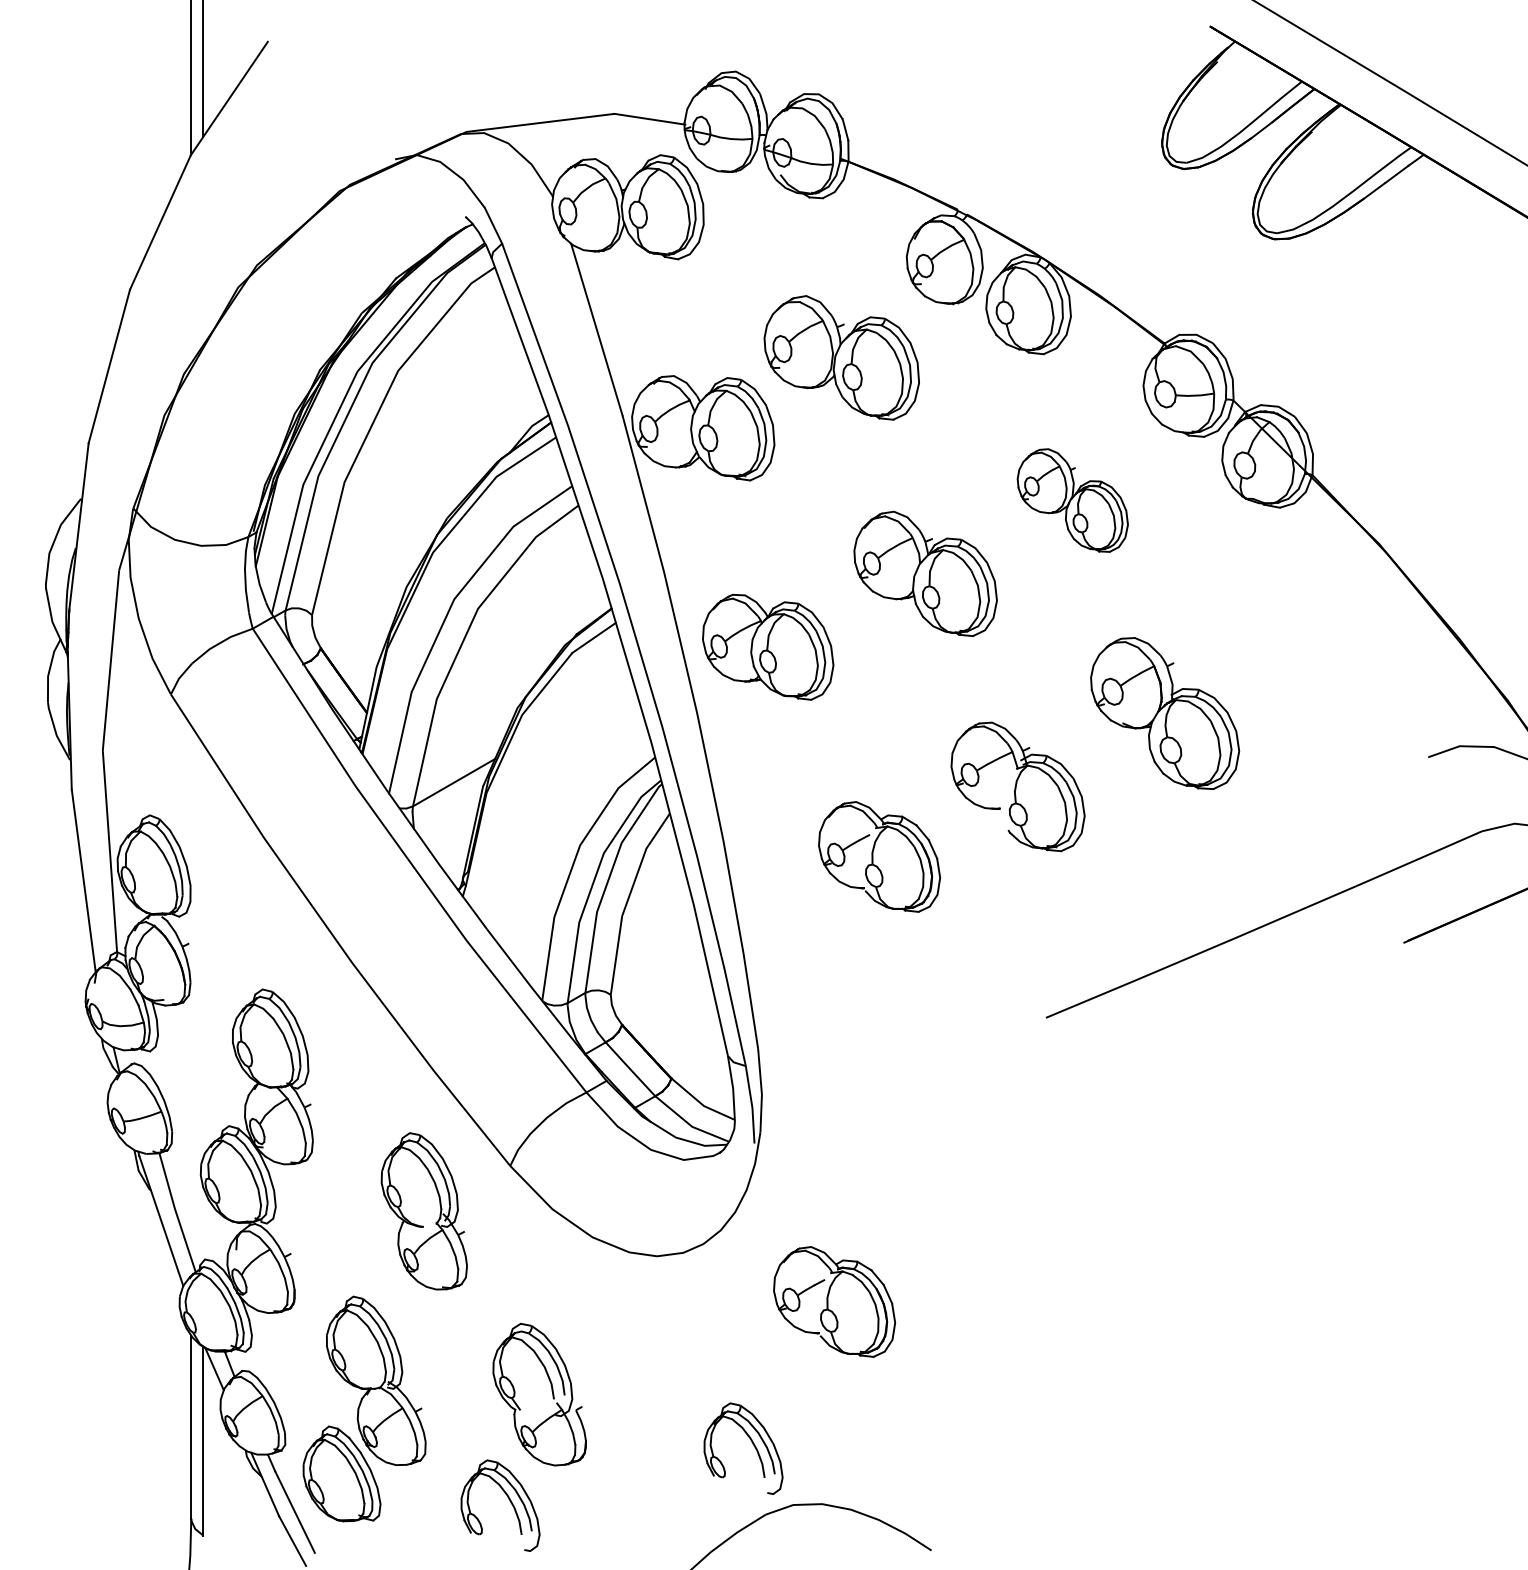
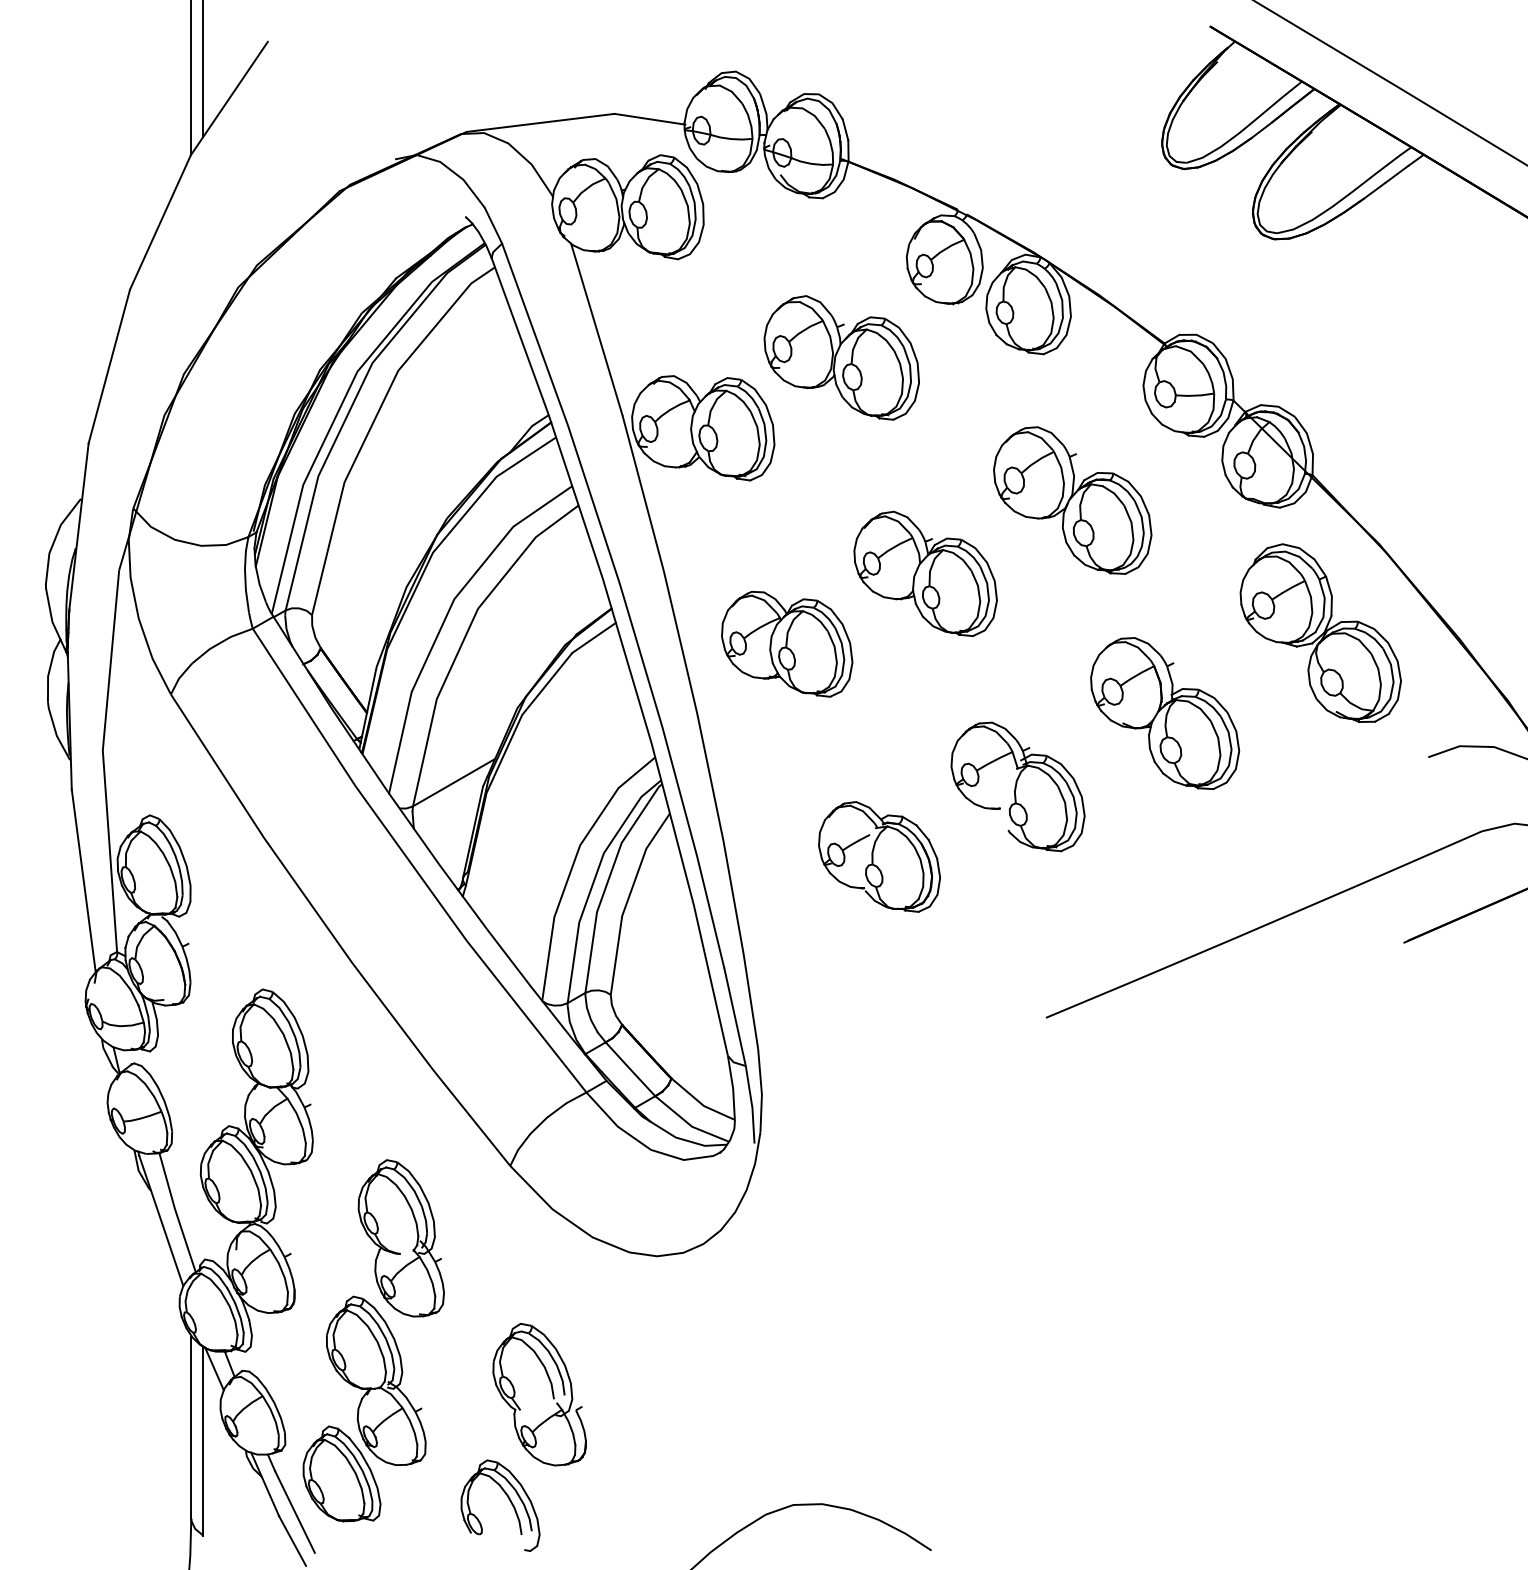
part size: 113x105 px -> 160x149 px (1072, 500)
part: none -> present (1320, 632)
part position: (768, 647) -> (787, 644) (787, 644)
part position: (423, 1211) -> (400, 1238) (400, 1238)
part: present -> none (834, 1301)
part: present -> none (752, 1444)
